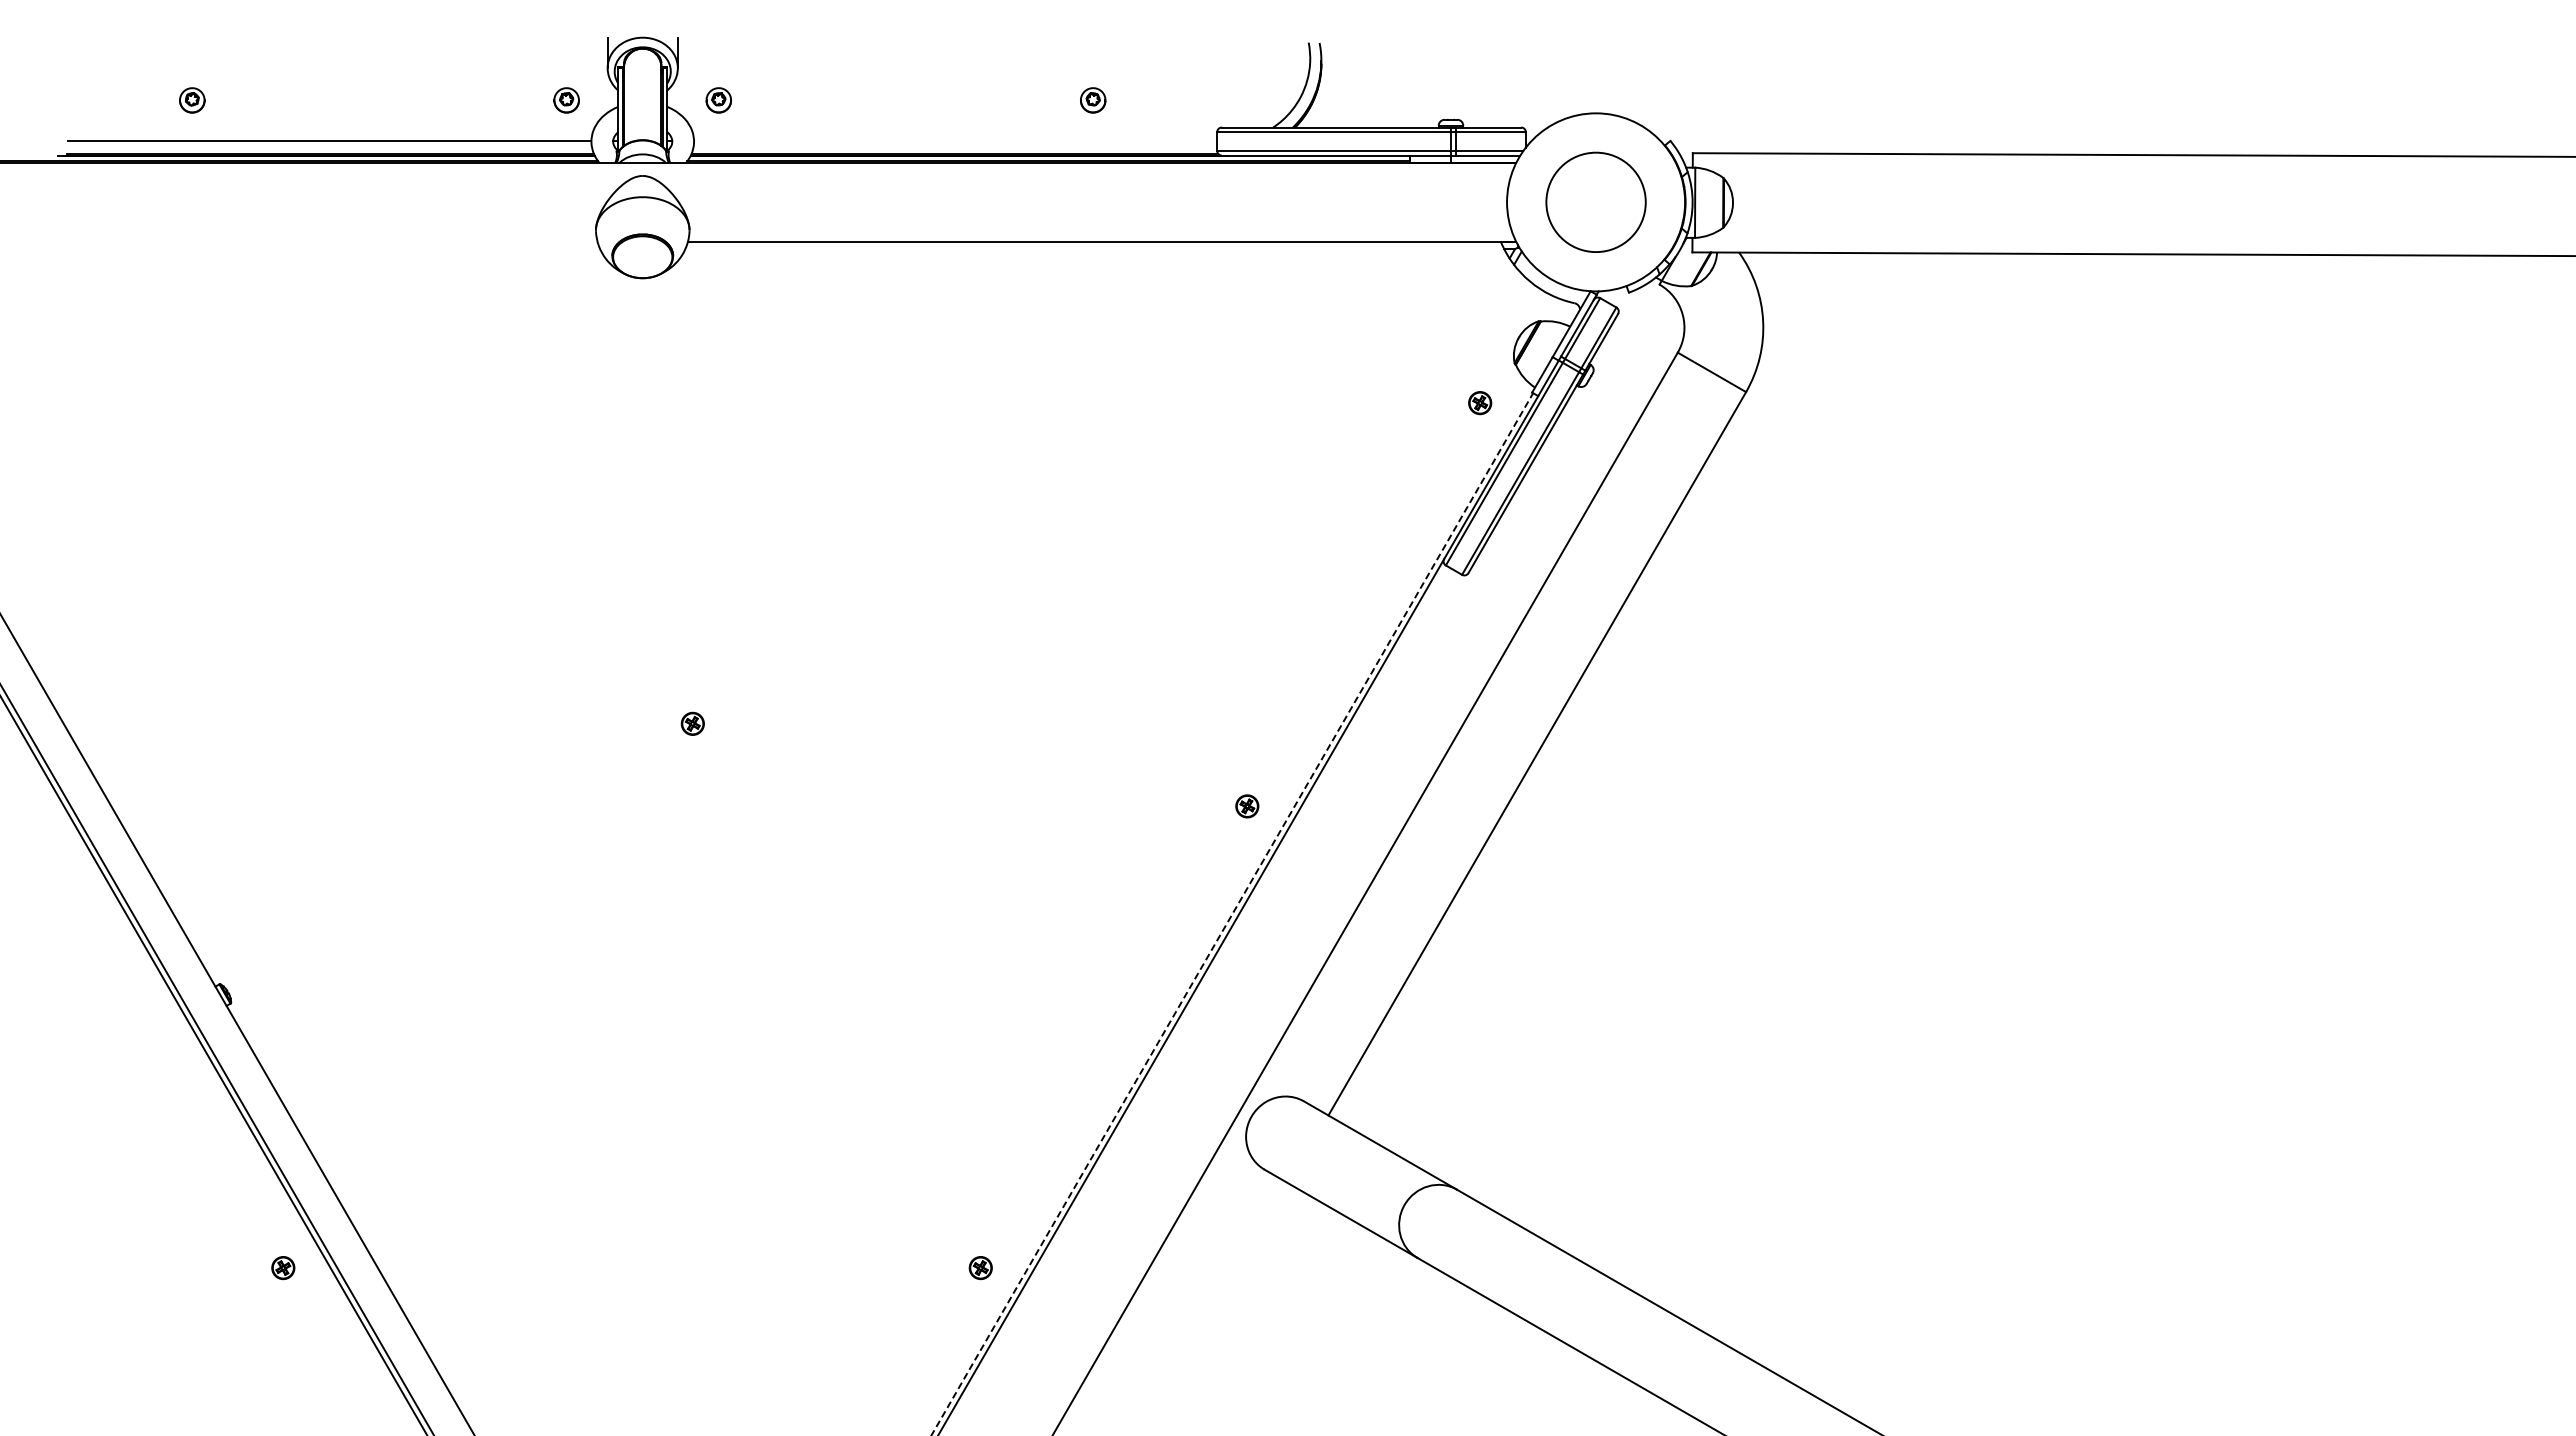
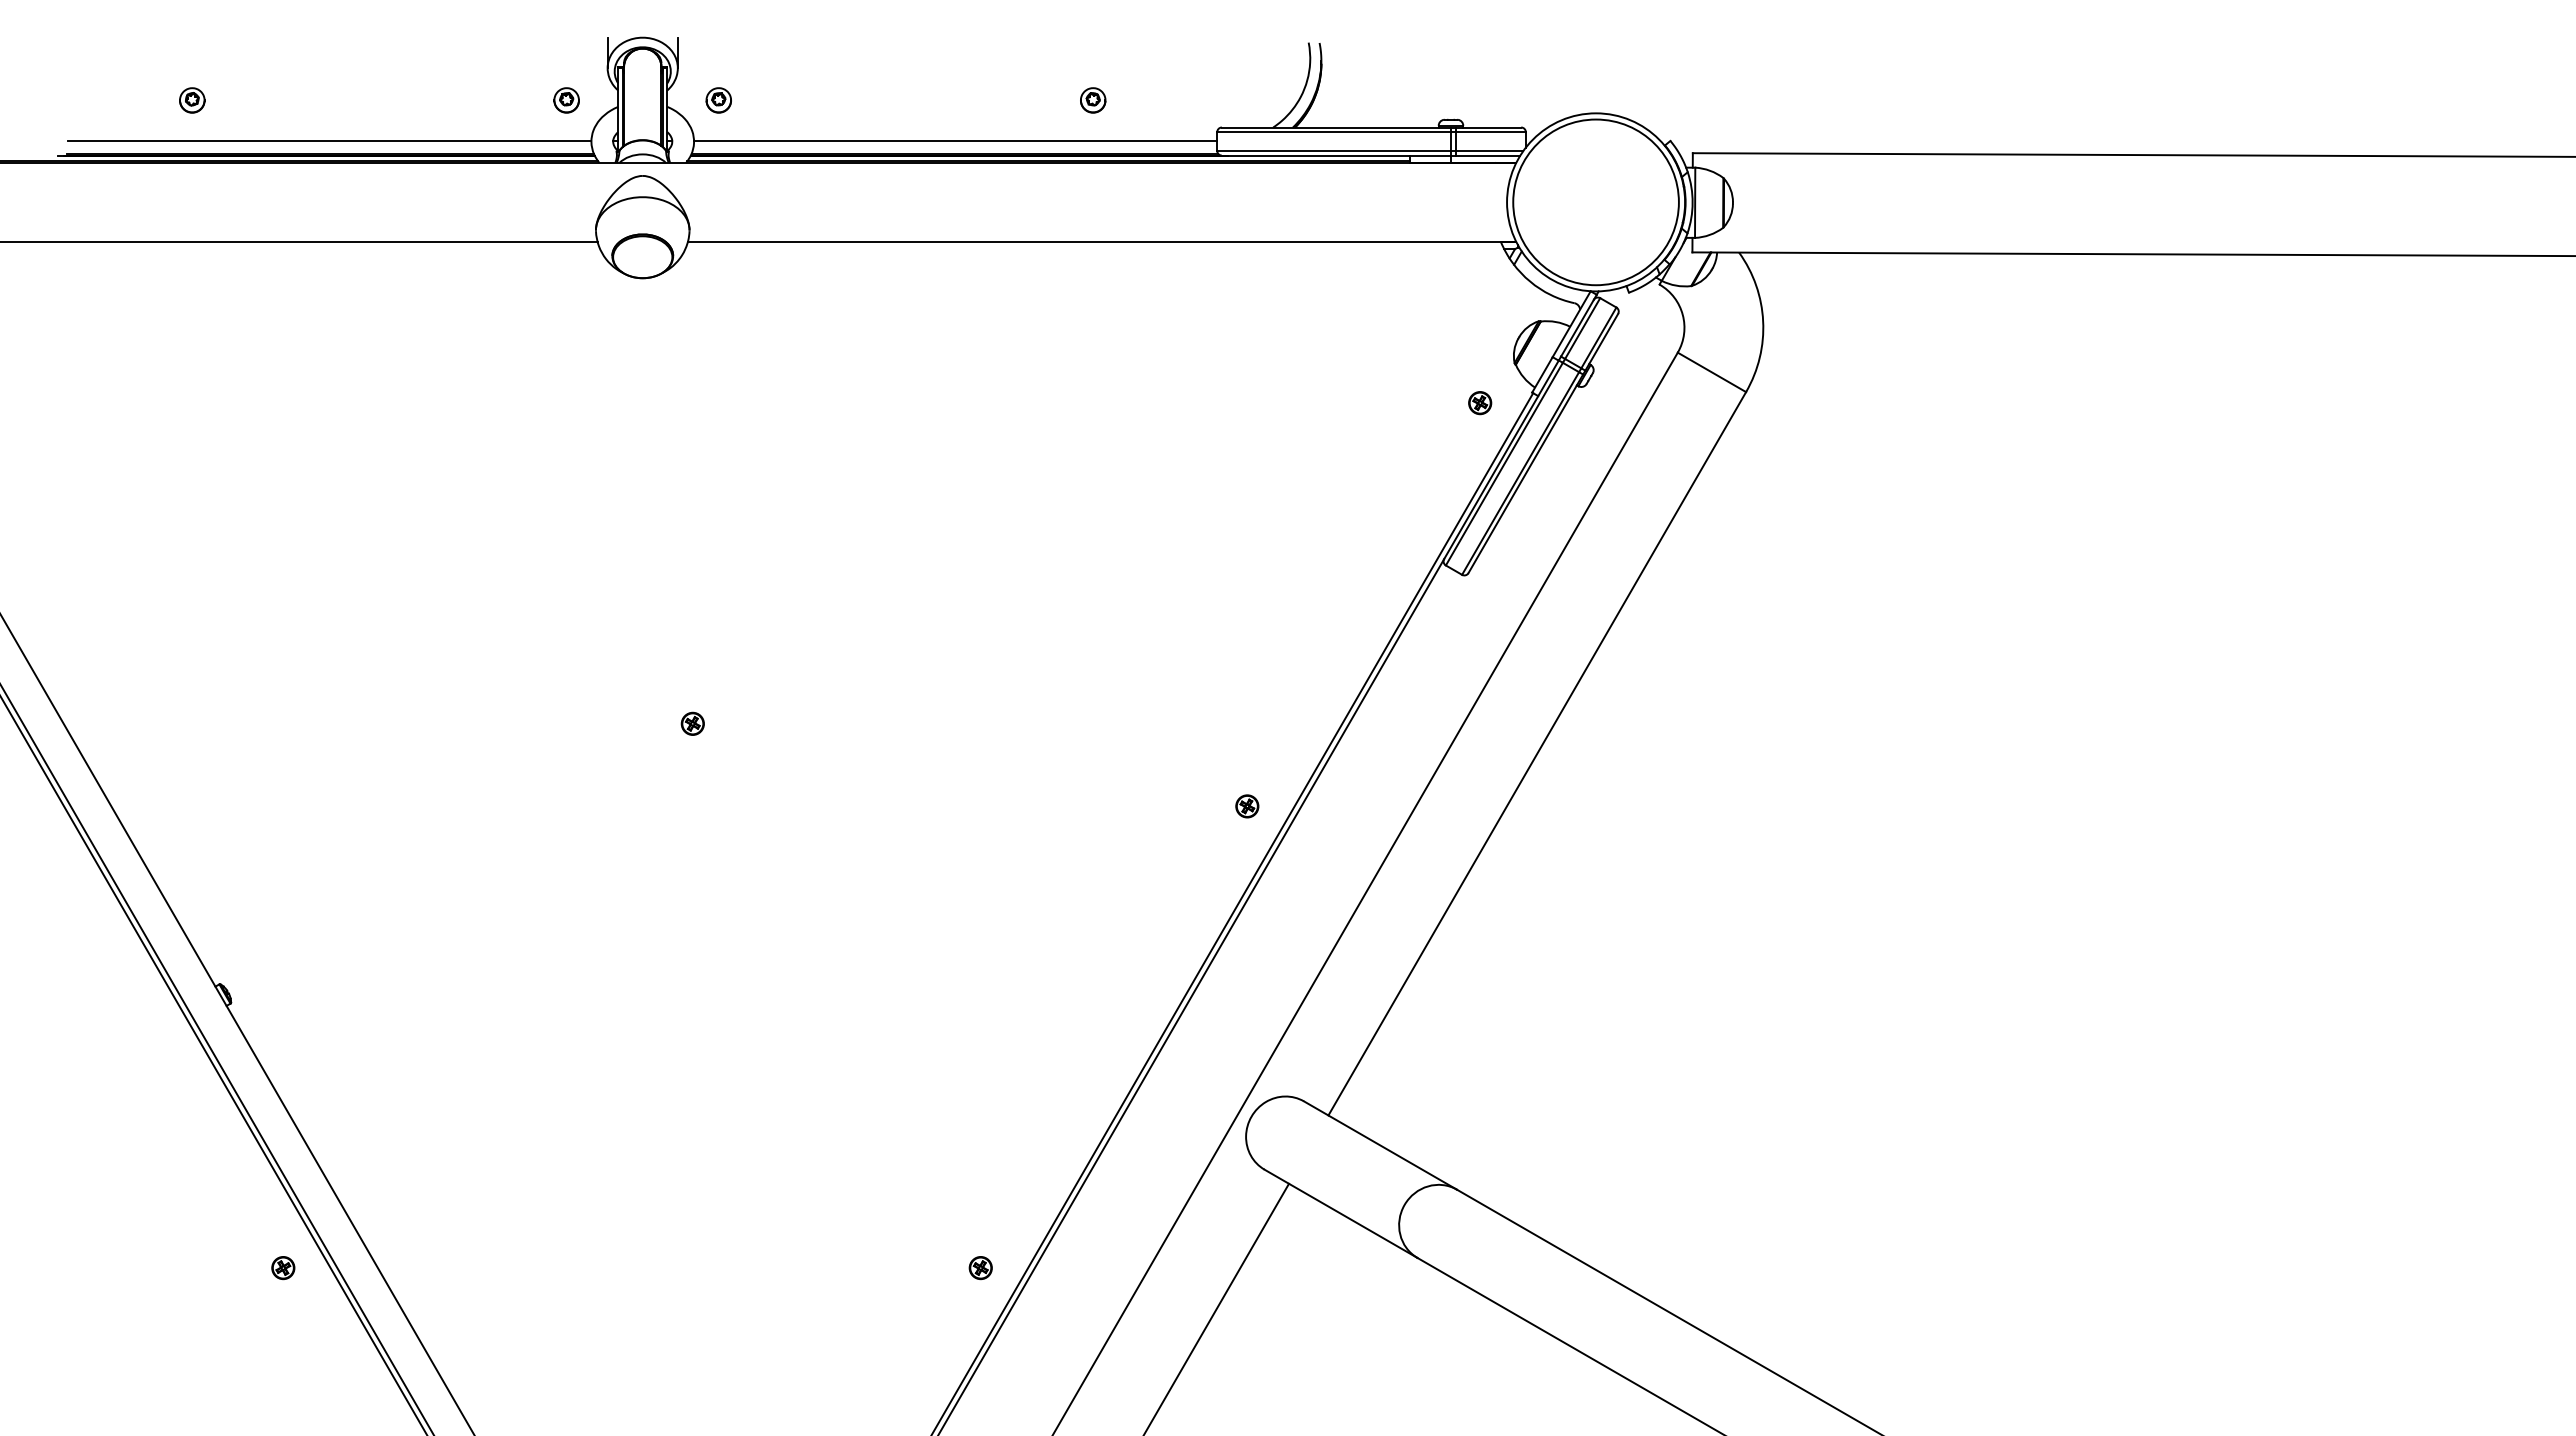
line: none -> present (955, 141)
circle diameter: 99 px -> 166 px (1595, 202)
line: none -> present (299, 241)
line: dashed -> solid (1232, 914)
line: none -> present (1217, 1307)
